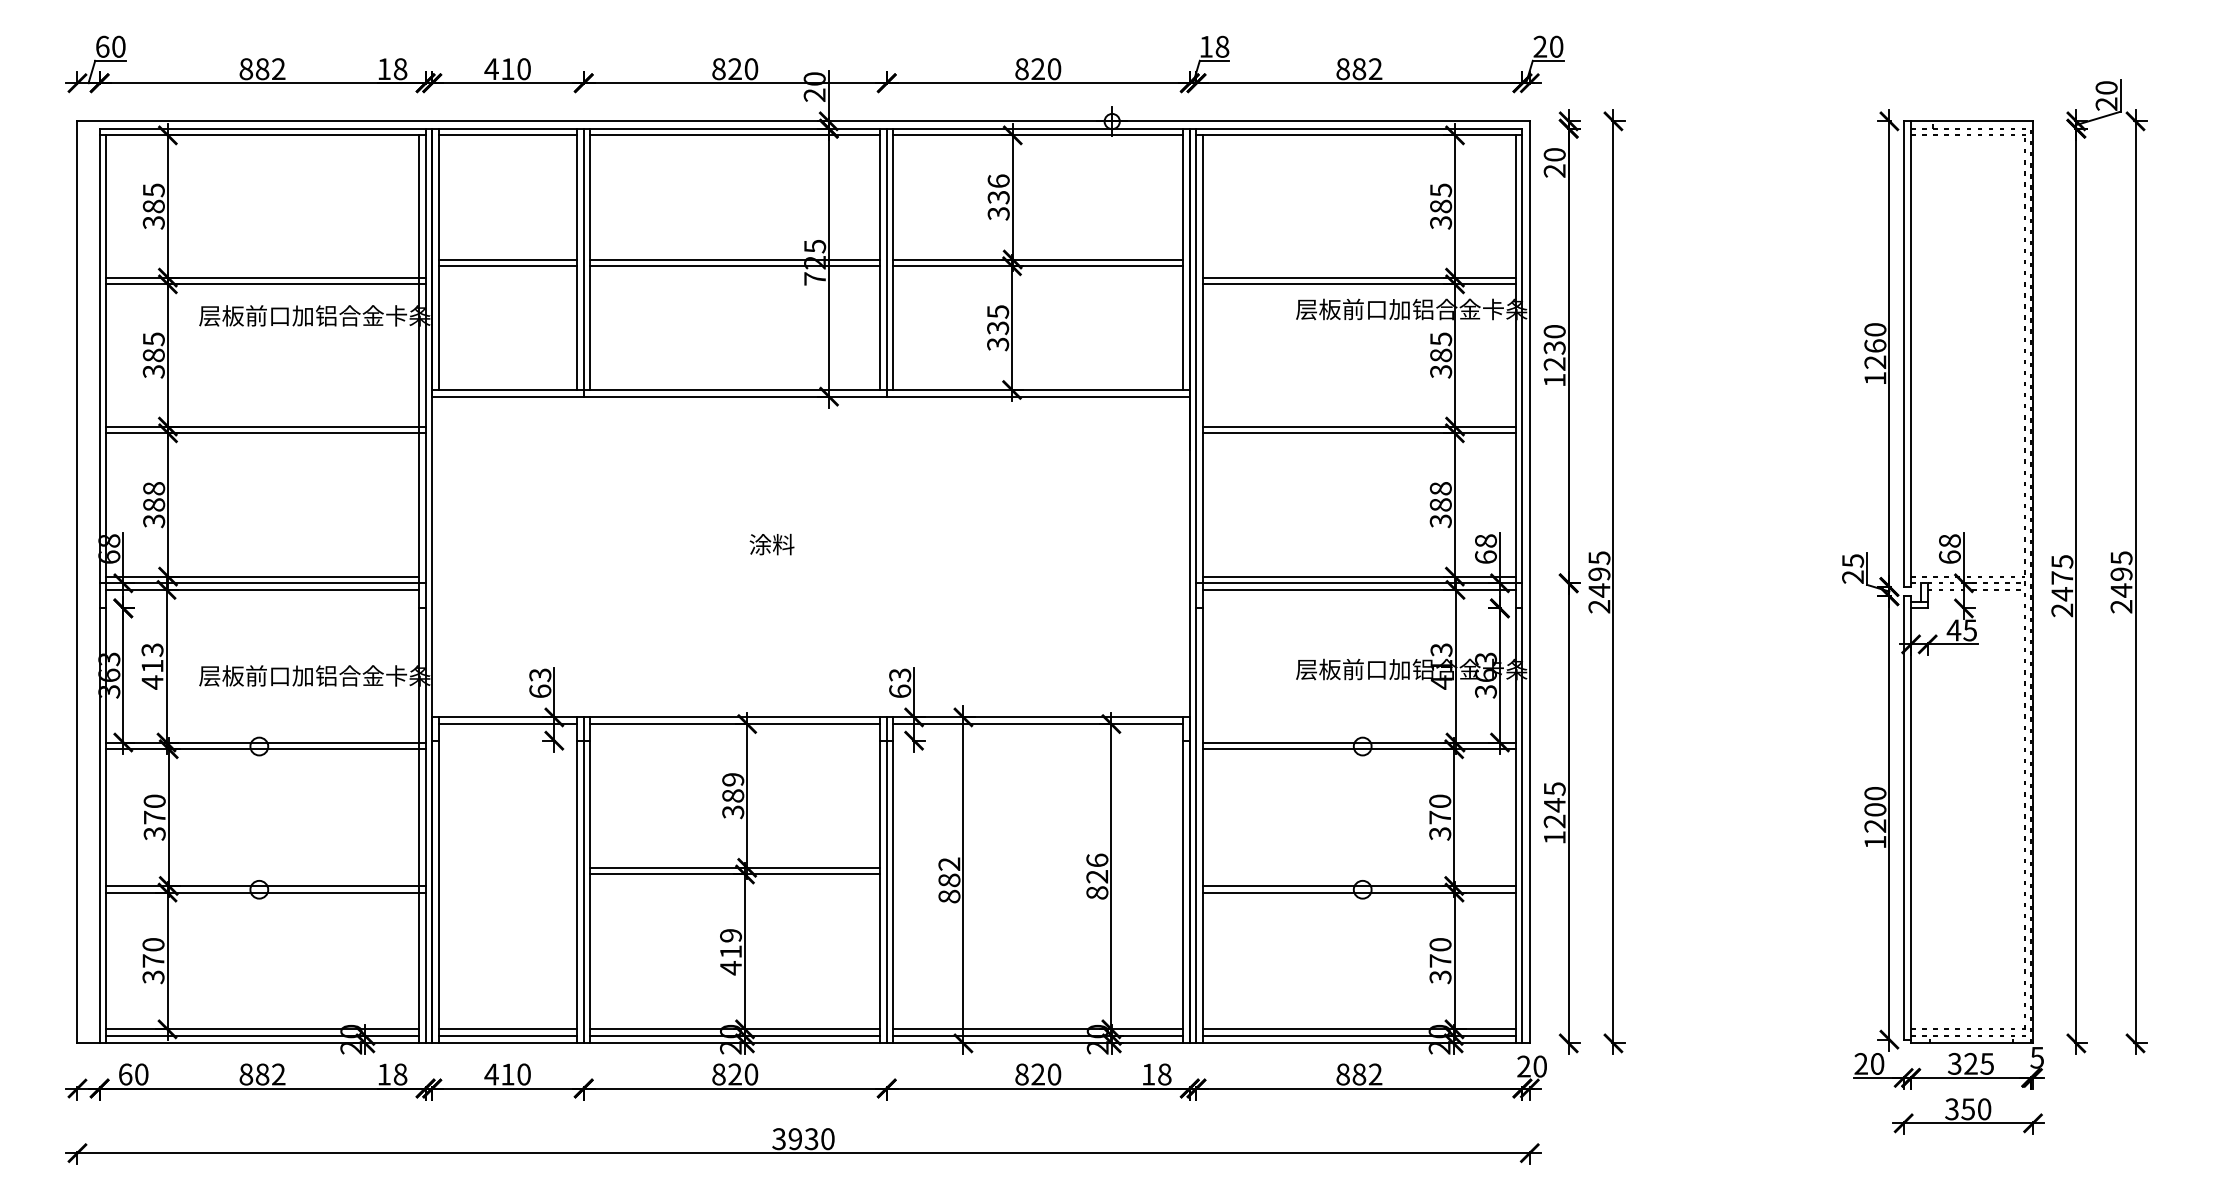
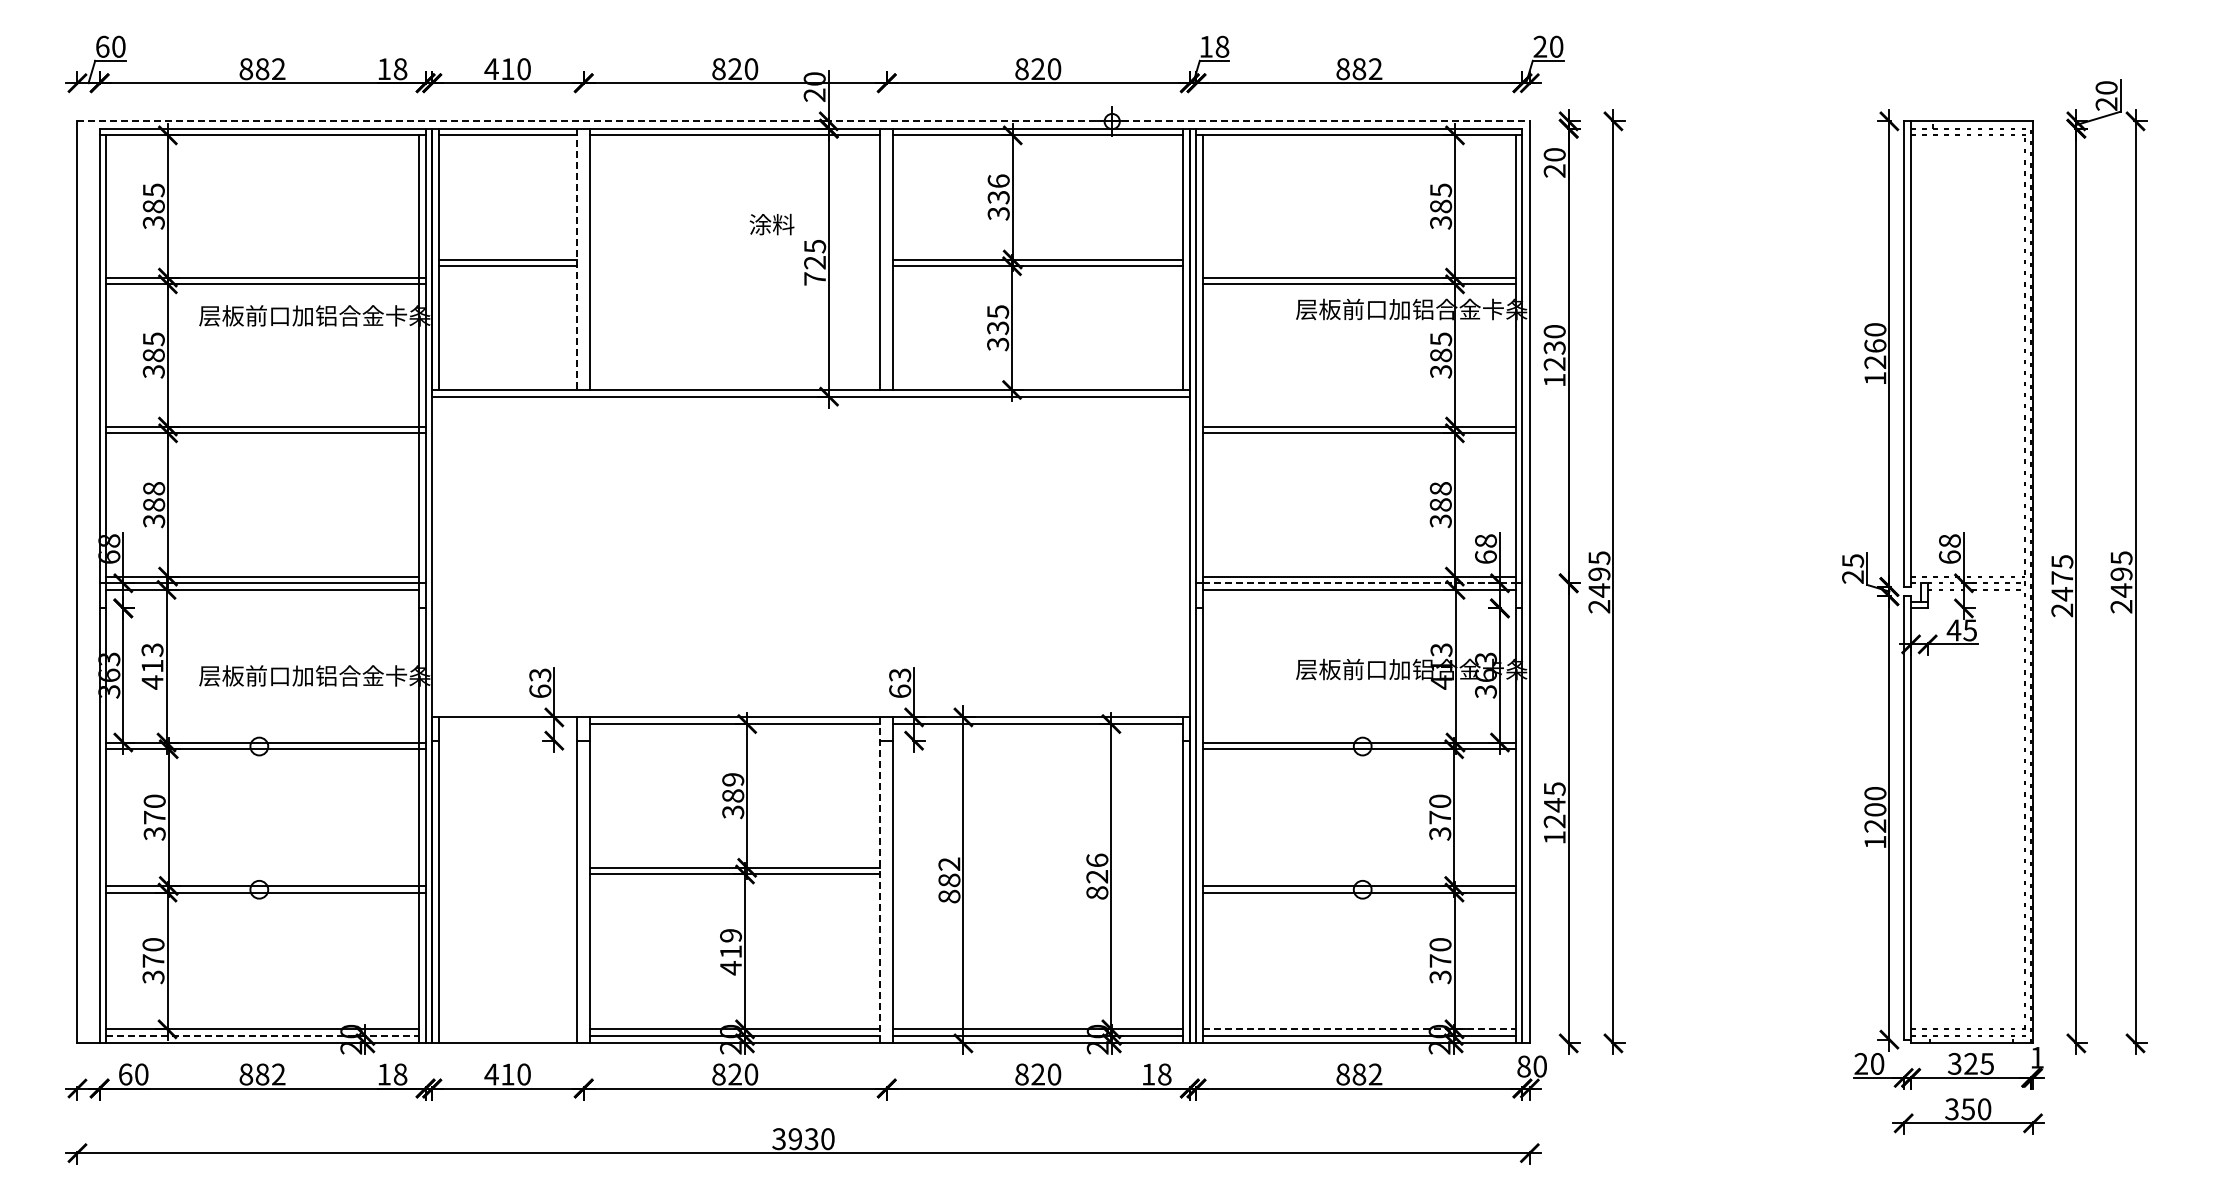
line: solid -> dashed (804, 121)
line: solid -> dashed (577, 259)
line: present -> none (735, 259)
line: present -> none (583, 262)
line: present -> none (886, 262)
line: present -> none (735, 266)
text position: (771, 544) -> (771, 224) (771, 224)
line: solid -> dashed (1359, 583)
line: present -> none (507, 724)
line: present -> none (583, 880)
line: solid -> dashed (880, 880)
line: present -> none (886, 880)
line: present -> none (507, 1029)
line: solid -> dashed (1359, 1029)
line: solid -> dashed (263, 1035)
line: present -> none (507, 1035)
text: 5 -> 1 (2036, 1057)
text: 20 -> 80 (1523, 1066)
